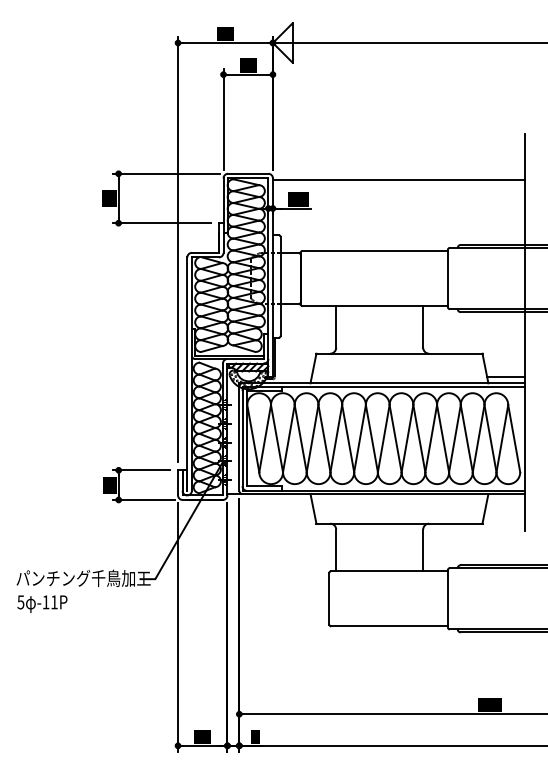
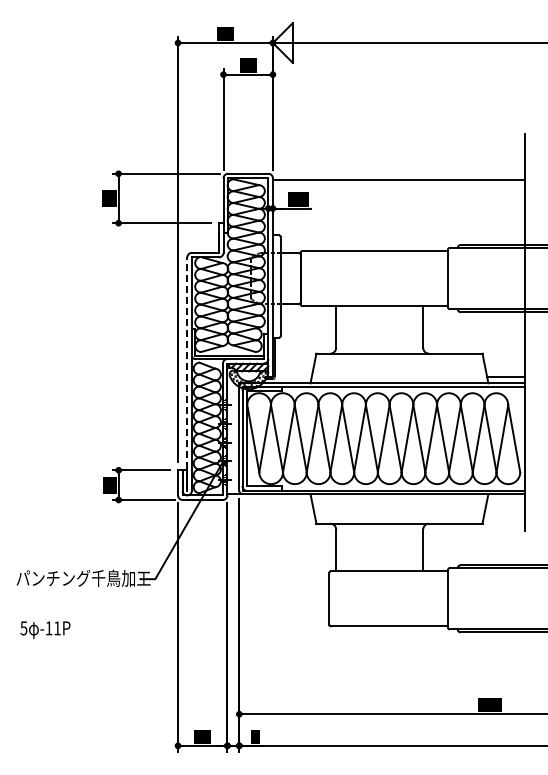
line: solid -> dashed (187, 374)
text position: (42, 603) -> (45, 629) (45, 629)
